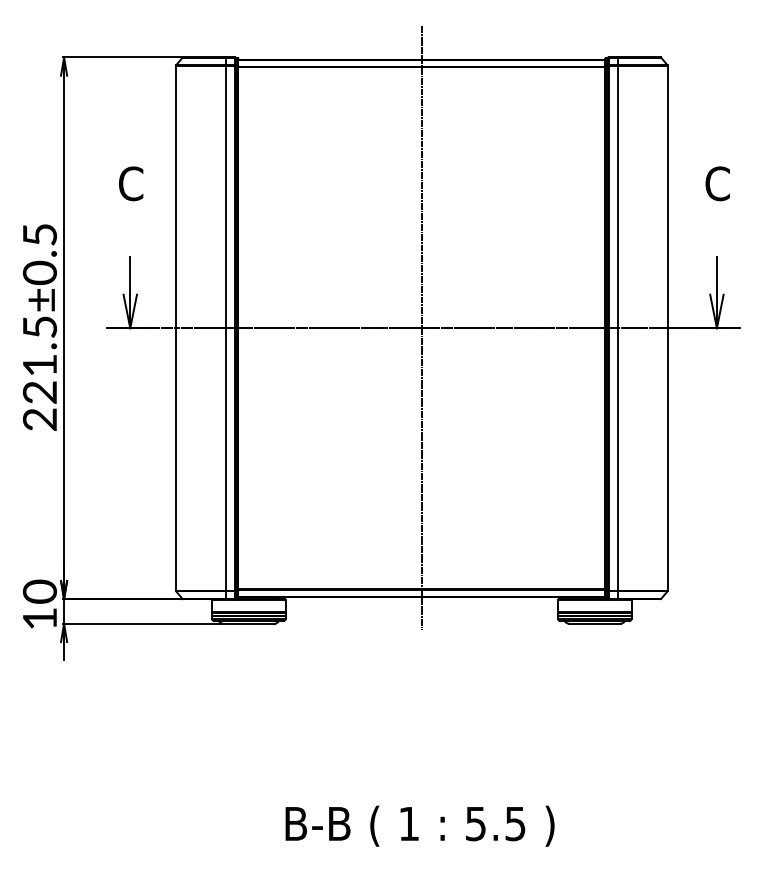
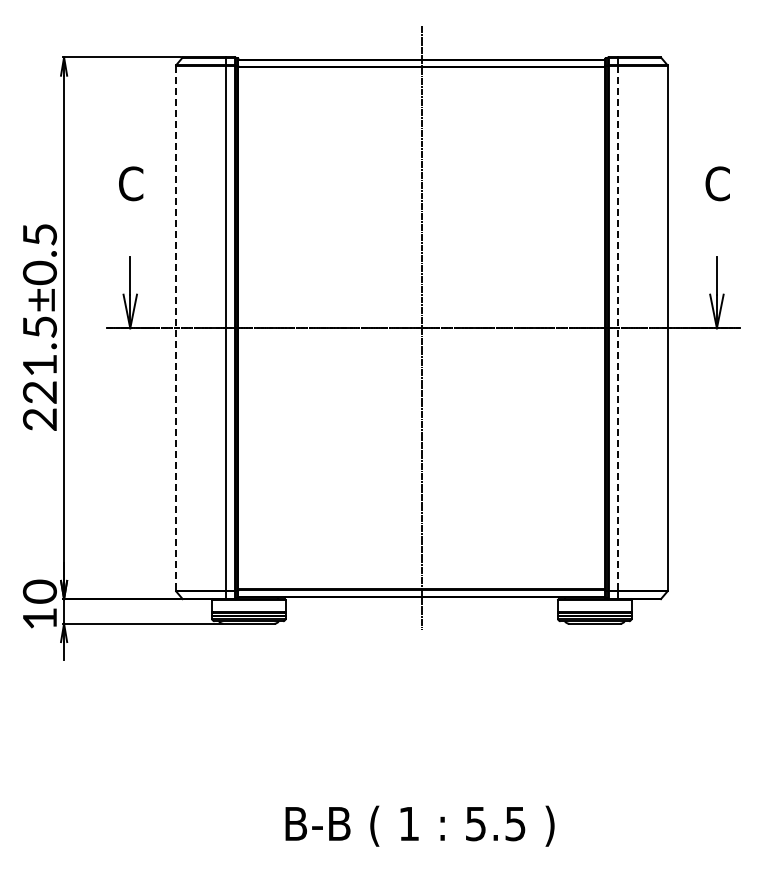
line: solid -> dashed (175, 328)
line: solid -> dashed (617, 328)
